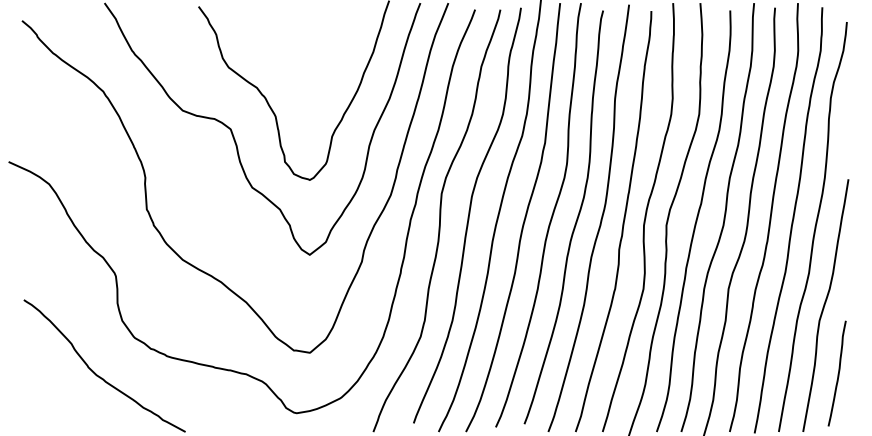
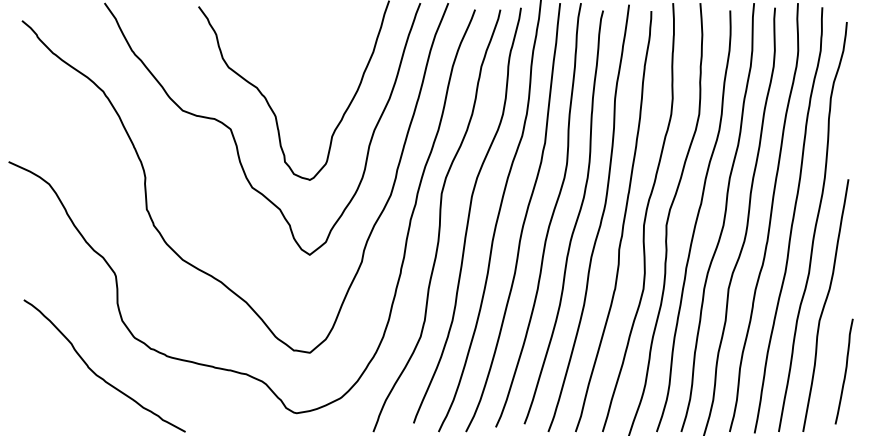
curve position: (837, 373) -> (844, 371) (844, 371)
